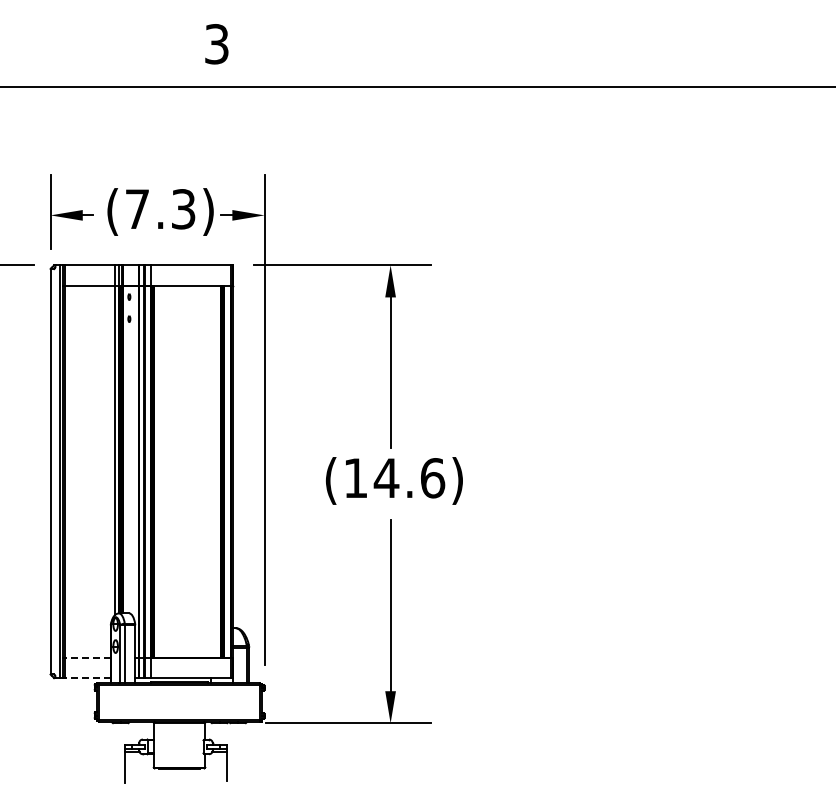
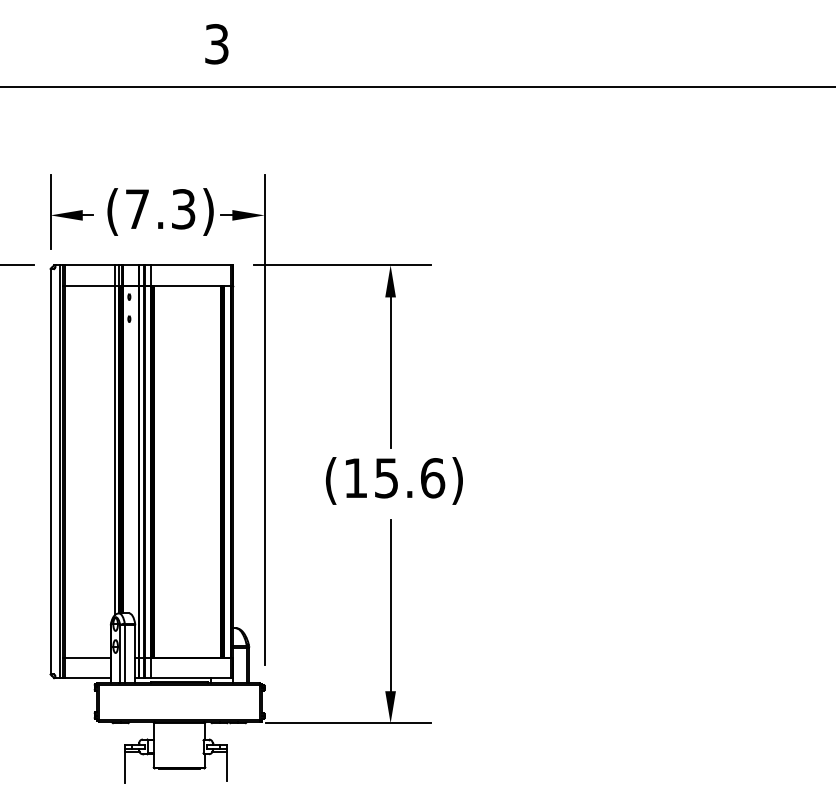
text: (14.6) -> (15.6) (386, 478)
line: dashed -> solid (87, 657)
line: dashed -> solid (87, 678)
